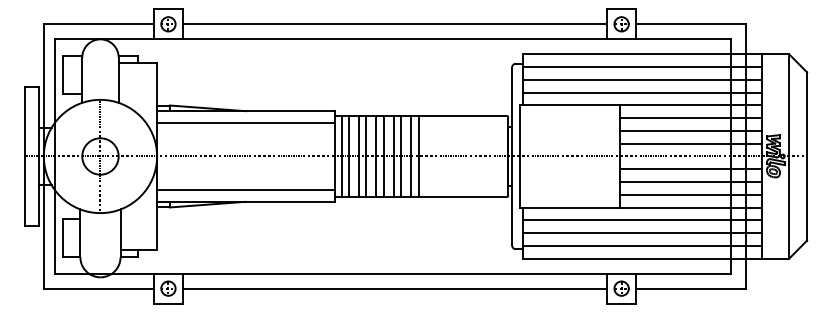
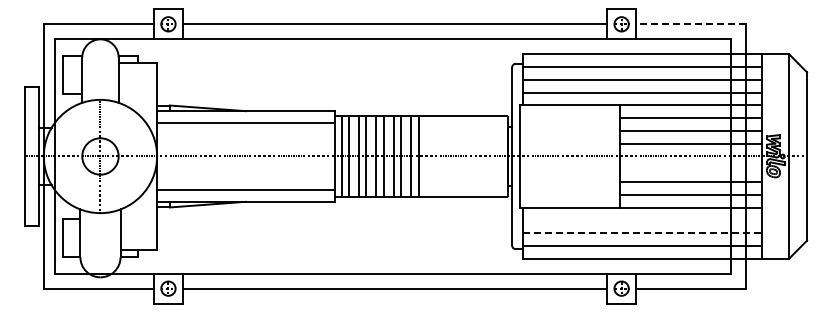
line: solid -> dashed (690, 24)
line: present -> none (691, 169)
line: present -> none (642, 220)
line: solid -> dashed (643, 233)
